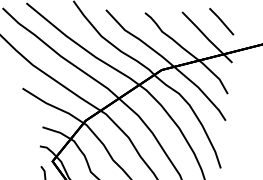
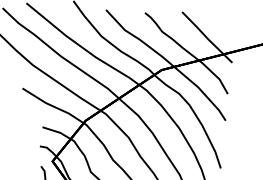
line: present -> none (221, 21)
